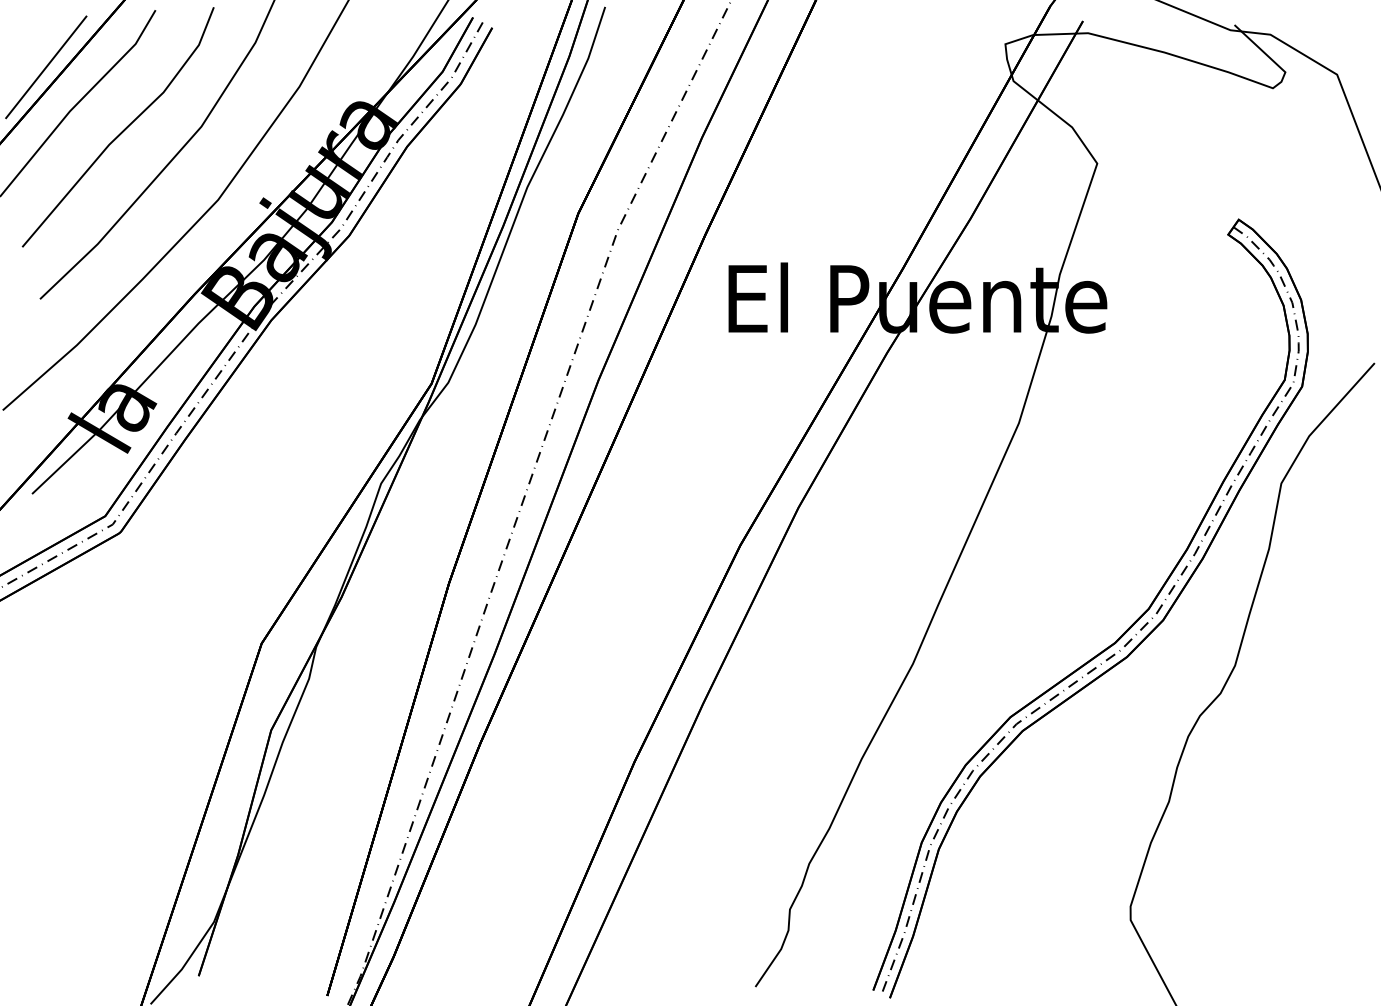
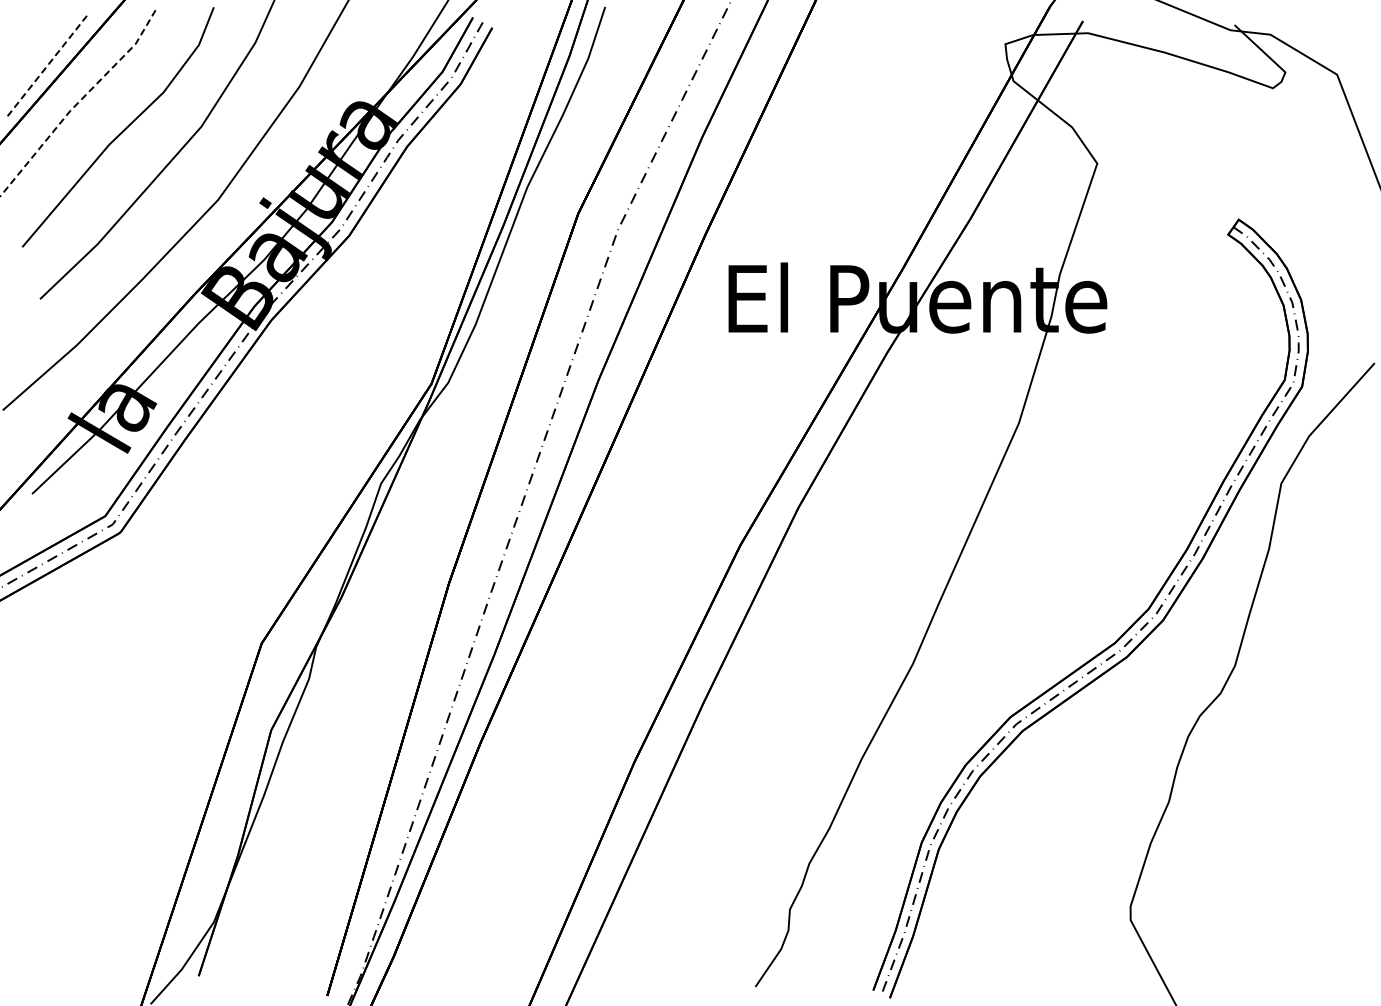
line: solid -> dashed (46, 67)
line: solid -> dashed (78, 102)
